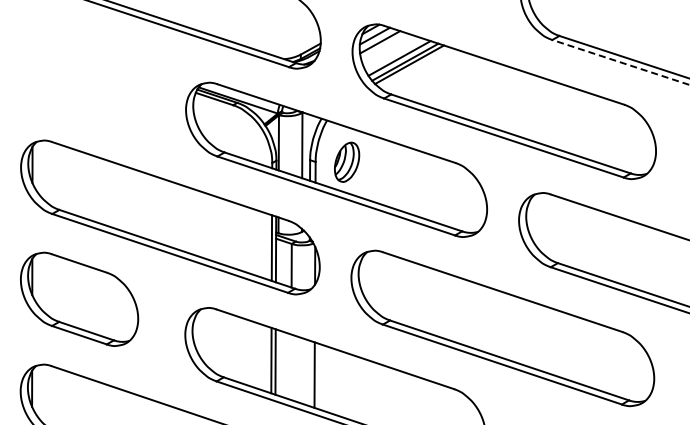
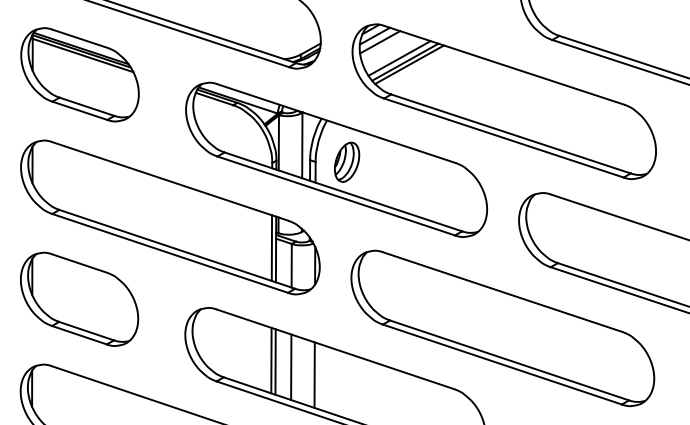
line: dashed -> solid (620, 62)
part: none -> present (79, 74)
line: none -> present (291, 367)
